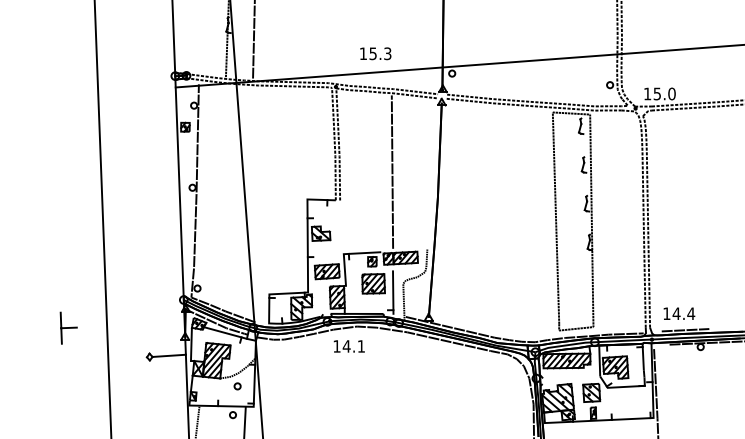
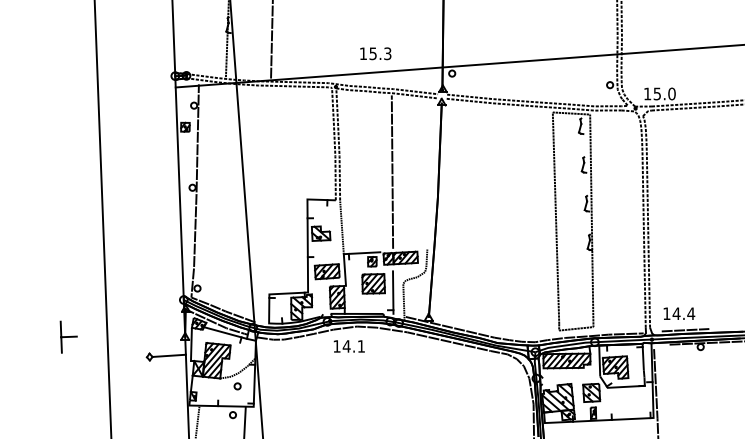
line position: (253, 40) -> (271, 40) (271, 40)
line: none -> present (341, 227)
part position: (68, 327) -> (68, 336) (68, 336)
